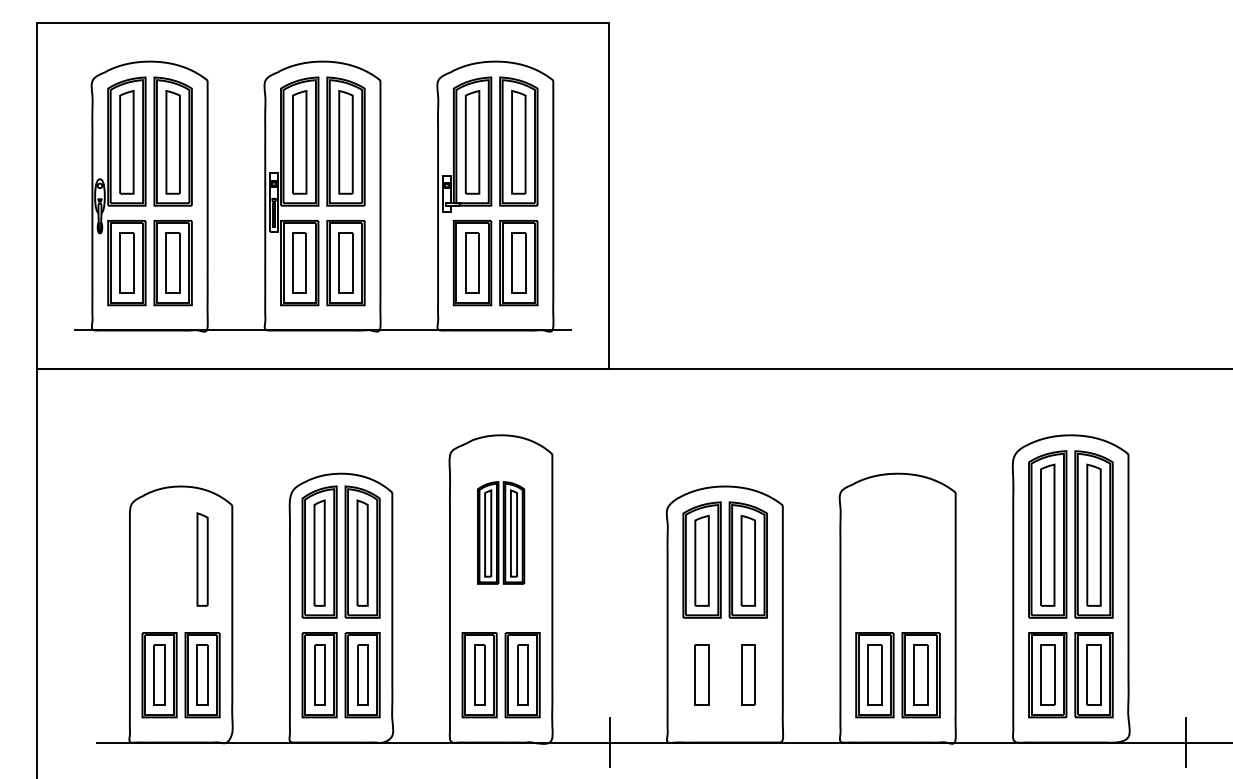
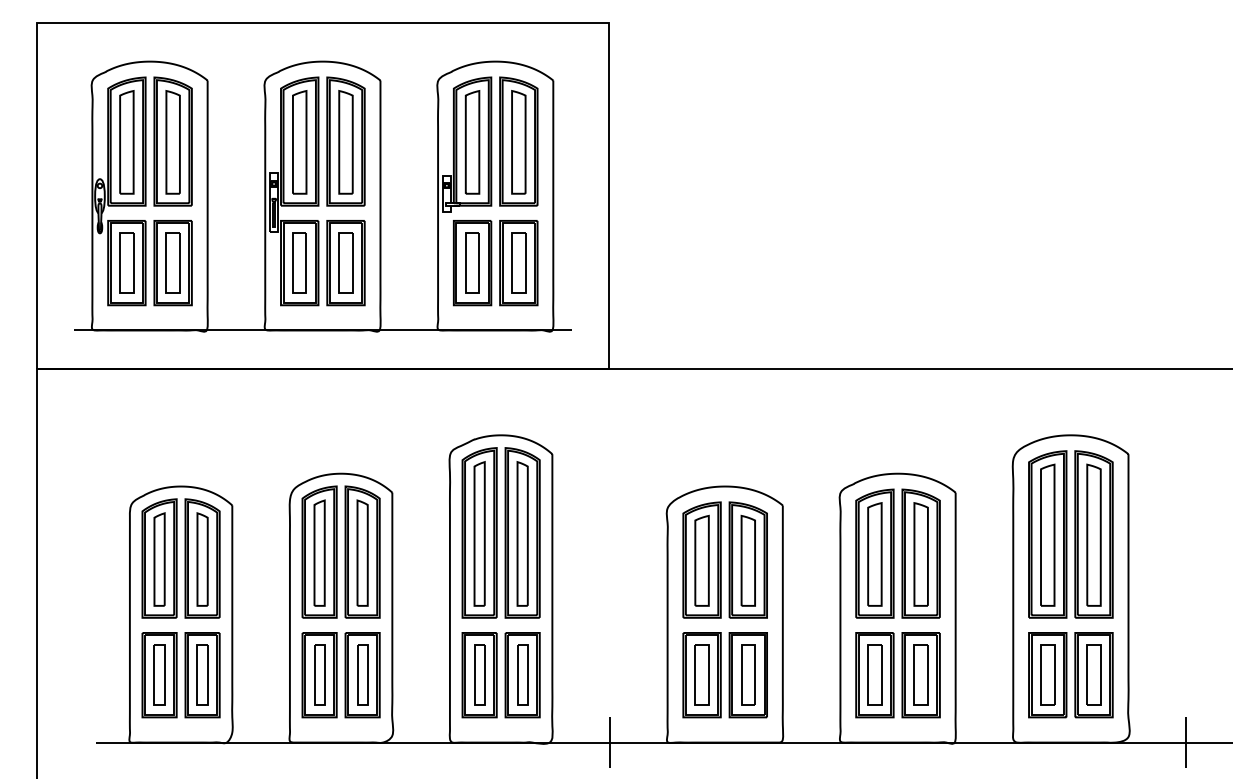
part size: 49x104 px -> 80x172 px (500, 532)
part: none -> present (897, 553)
part: none -> present (180, 558)
part: none -> present (724, 675)
